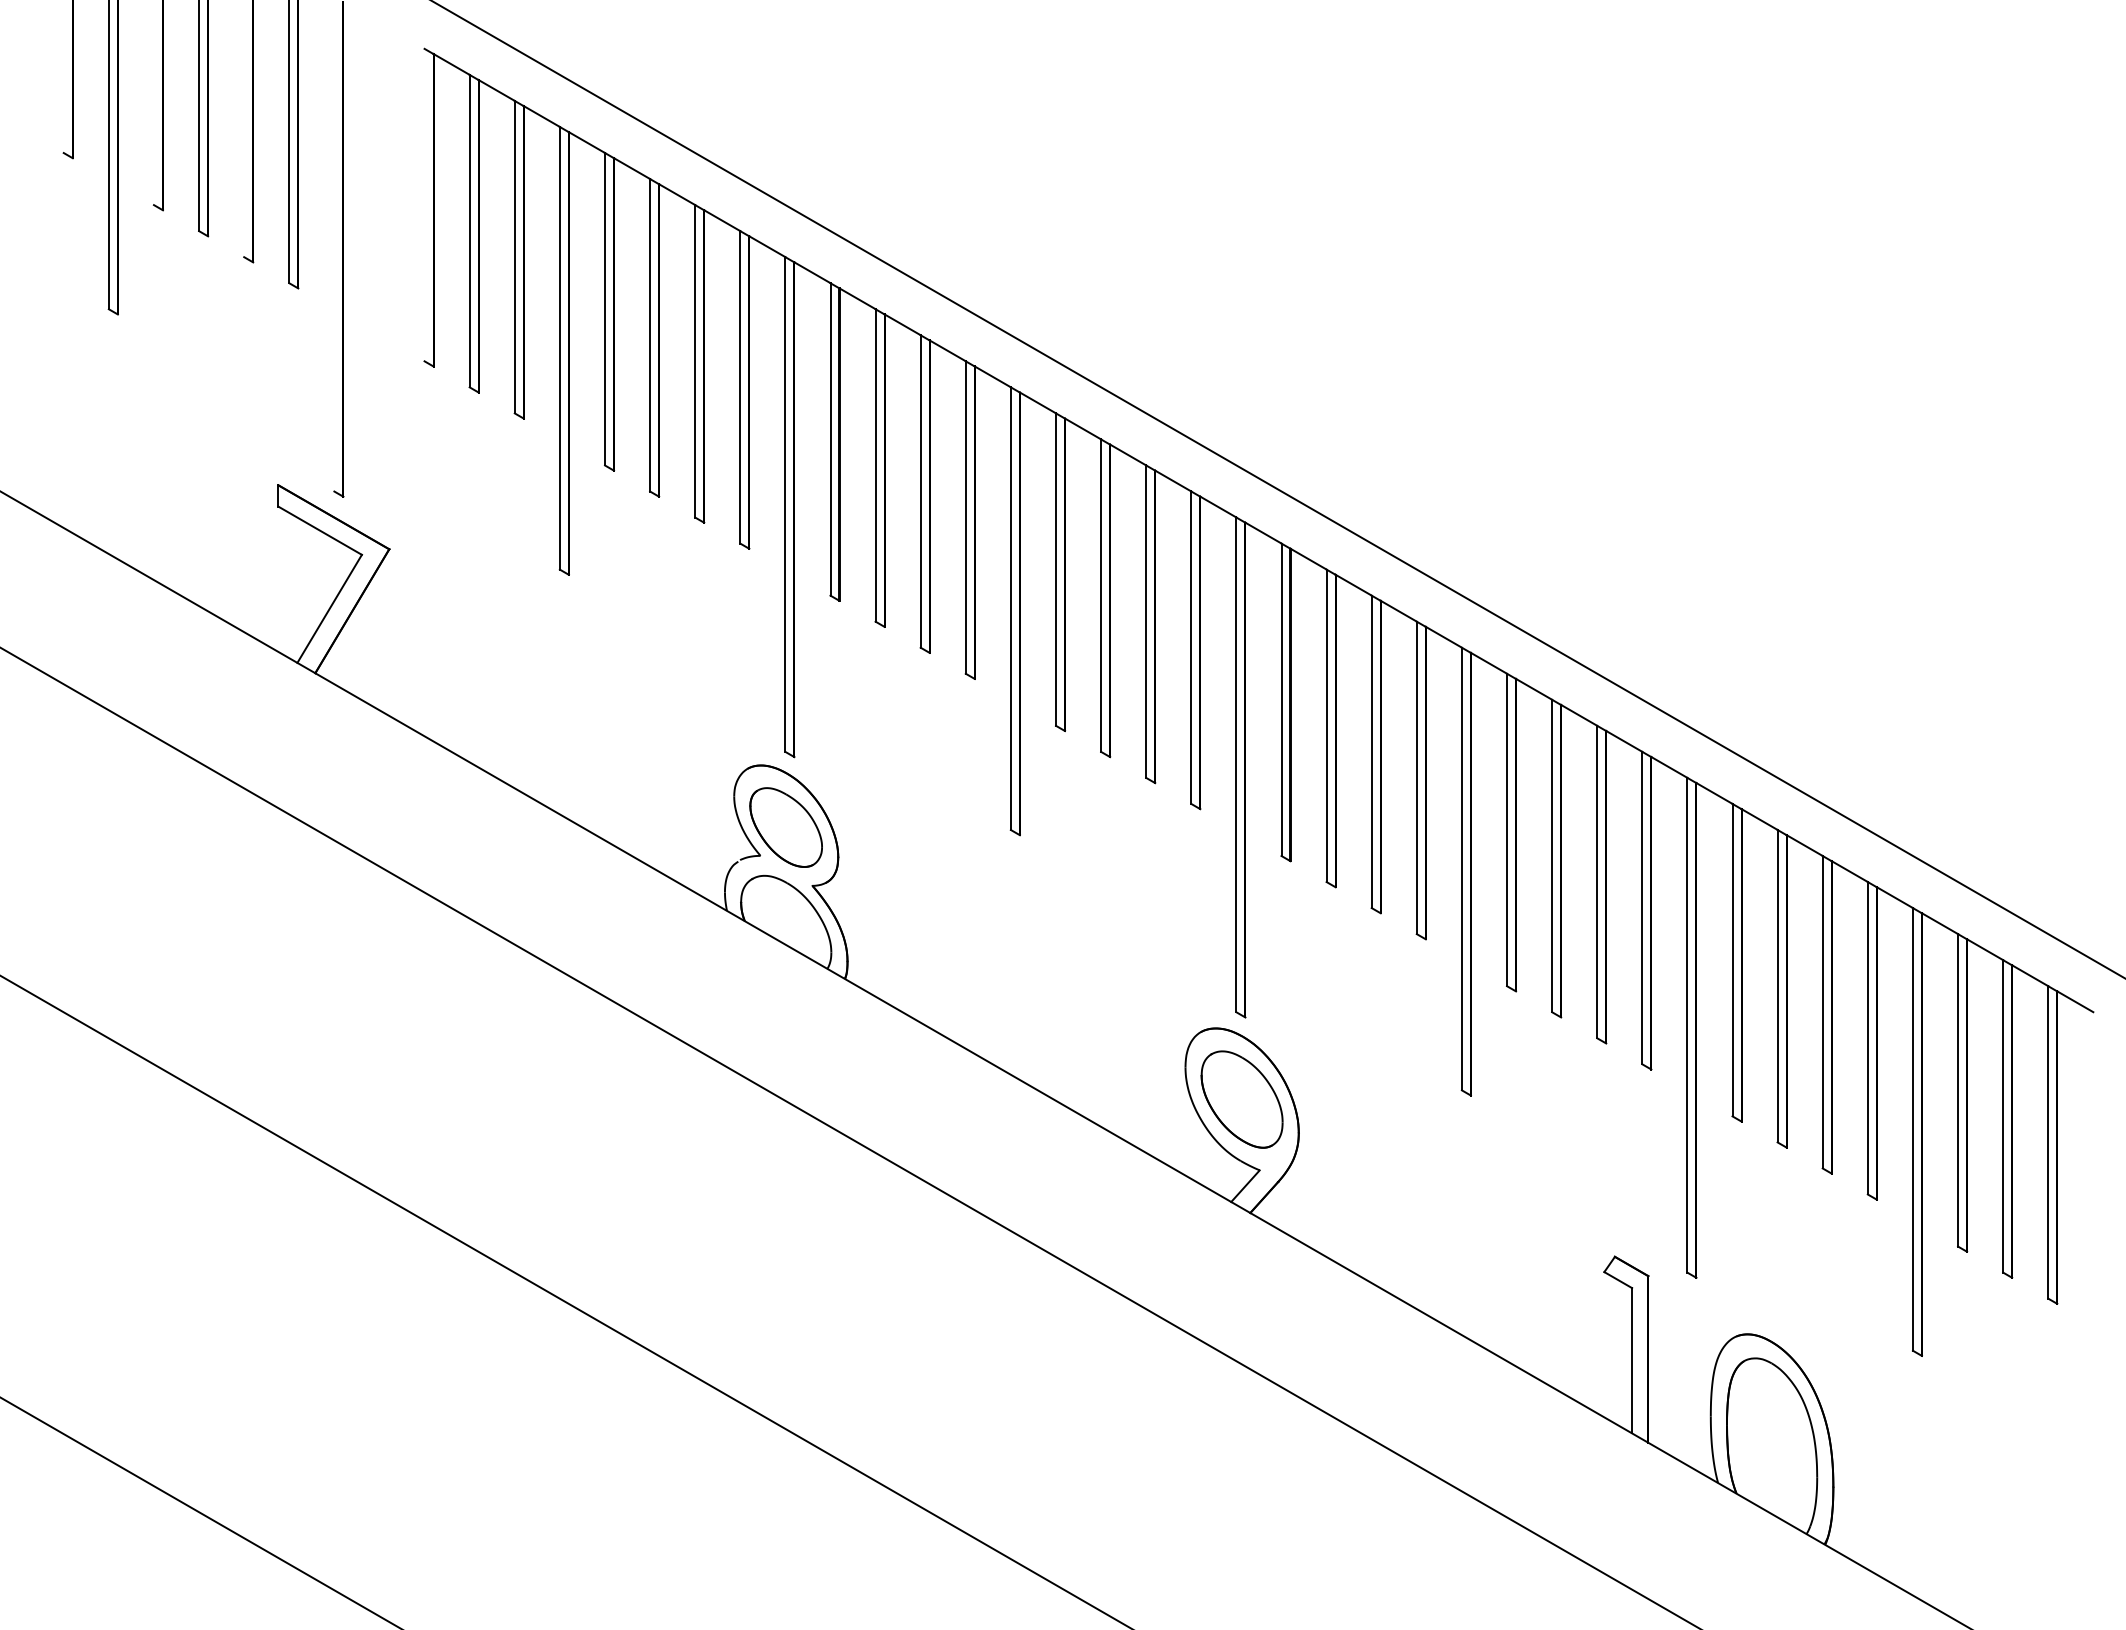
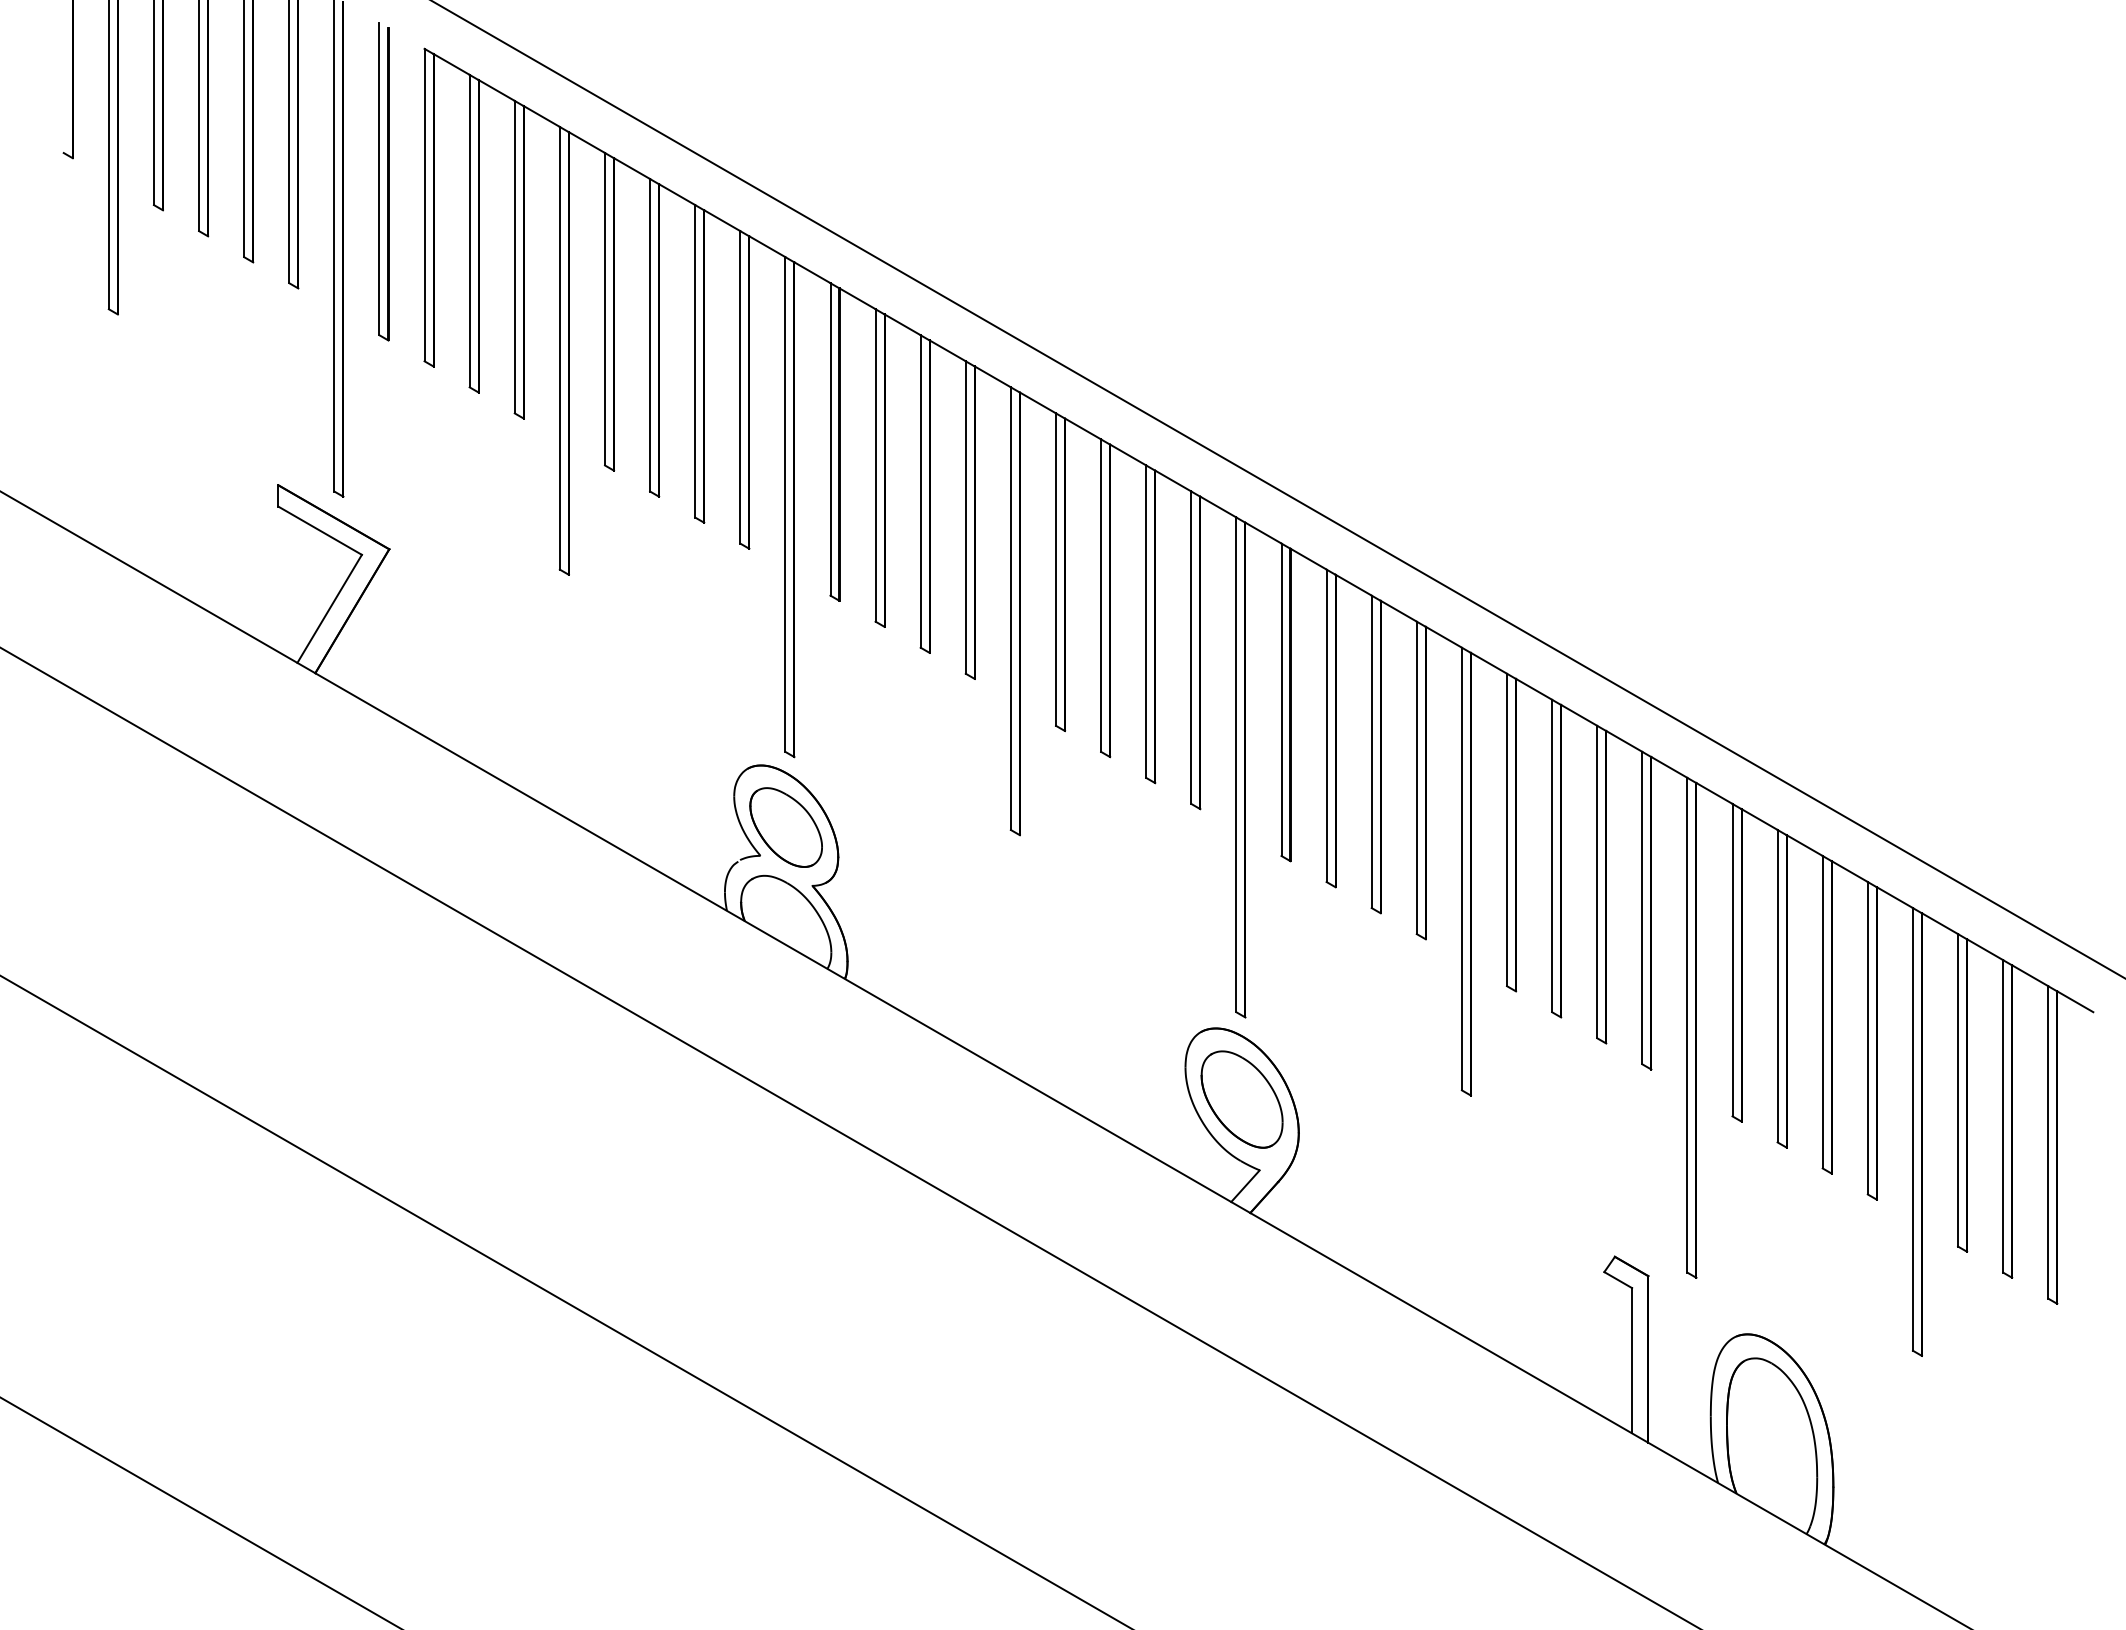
line: none -> present (153, 103)
line: none -> present (244, 129)
part: none -> present (383, 181)
line: none -> present (424, 204)
line: none -> present (334, 246)
